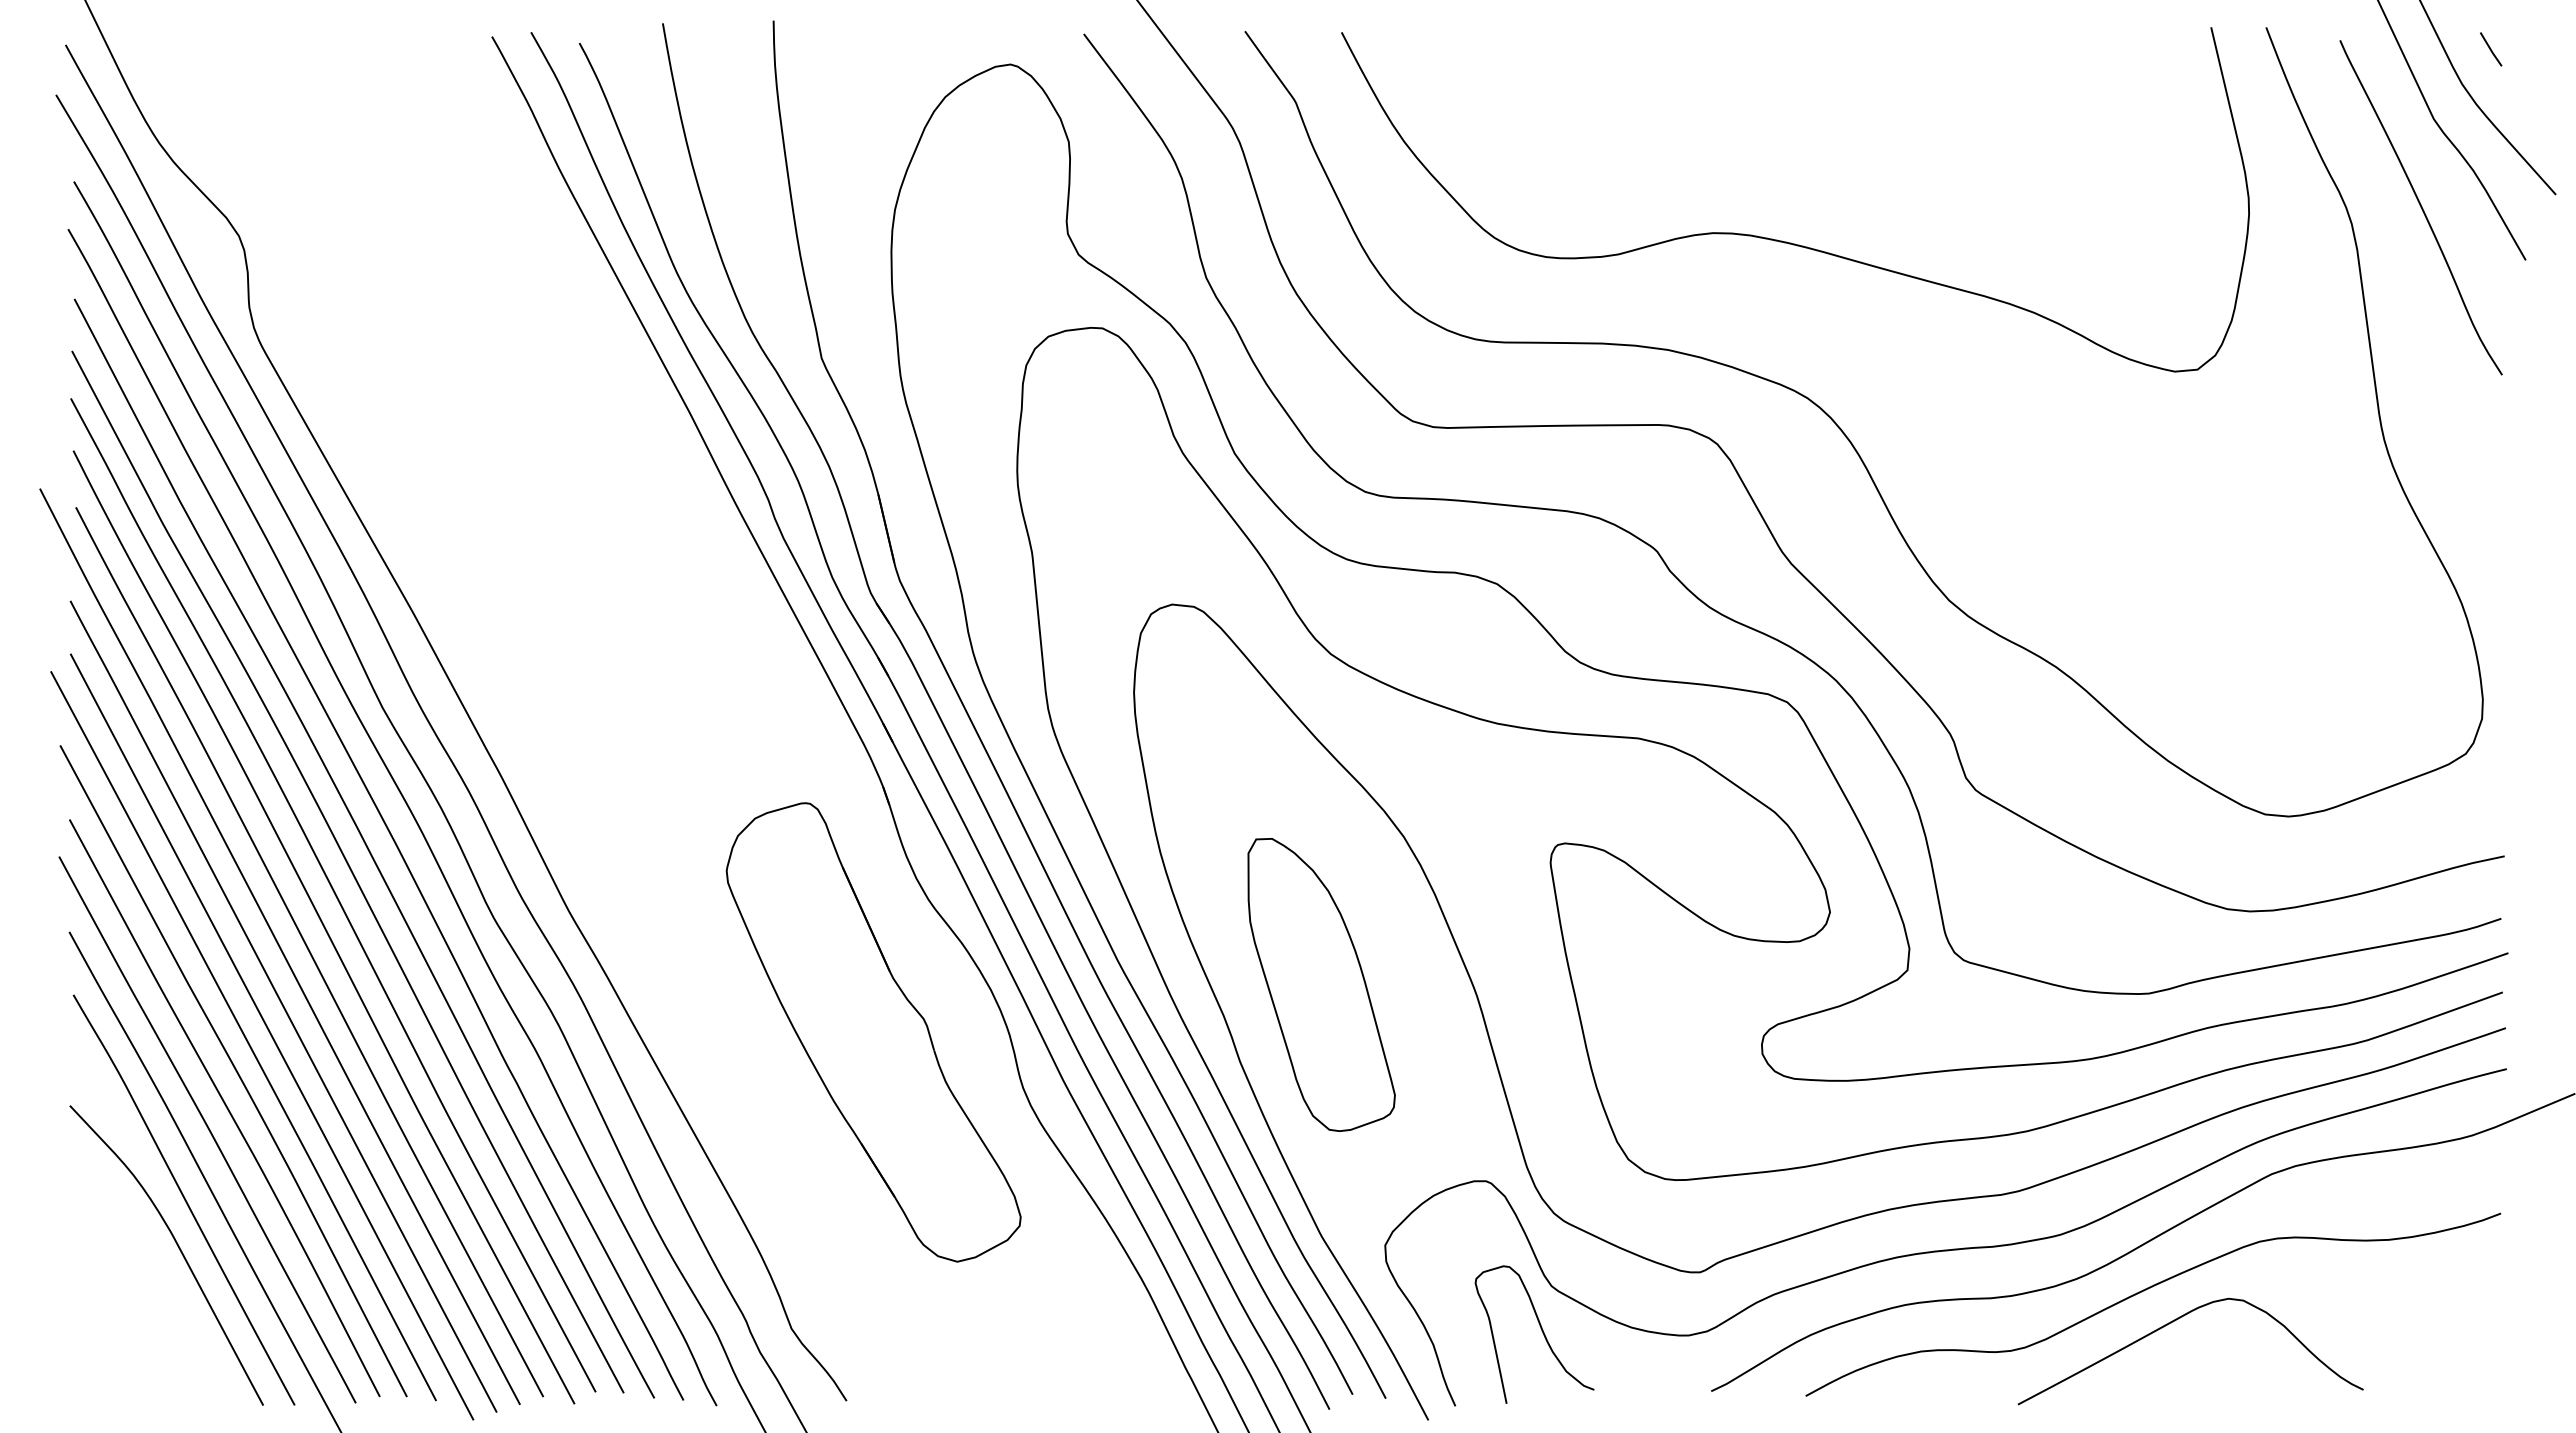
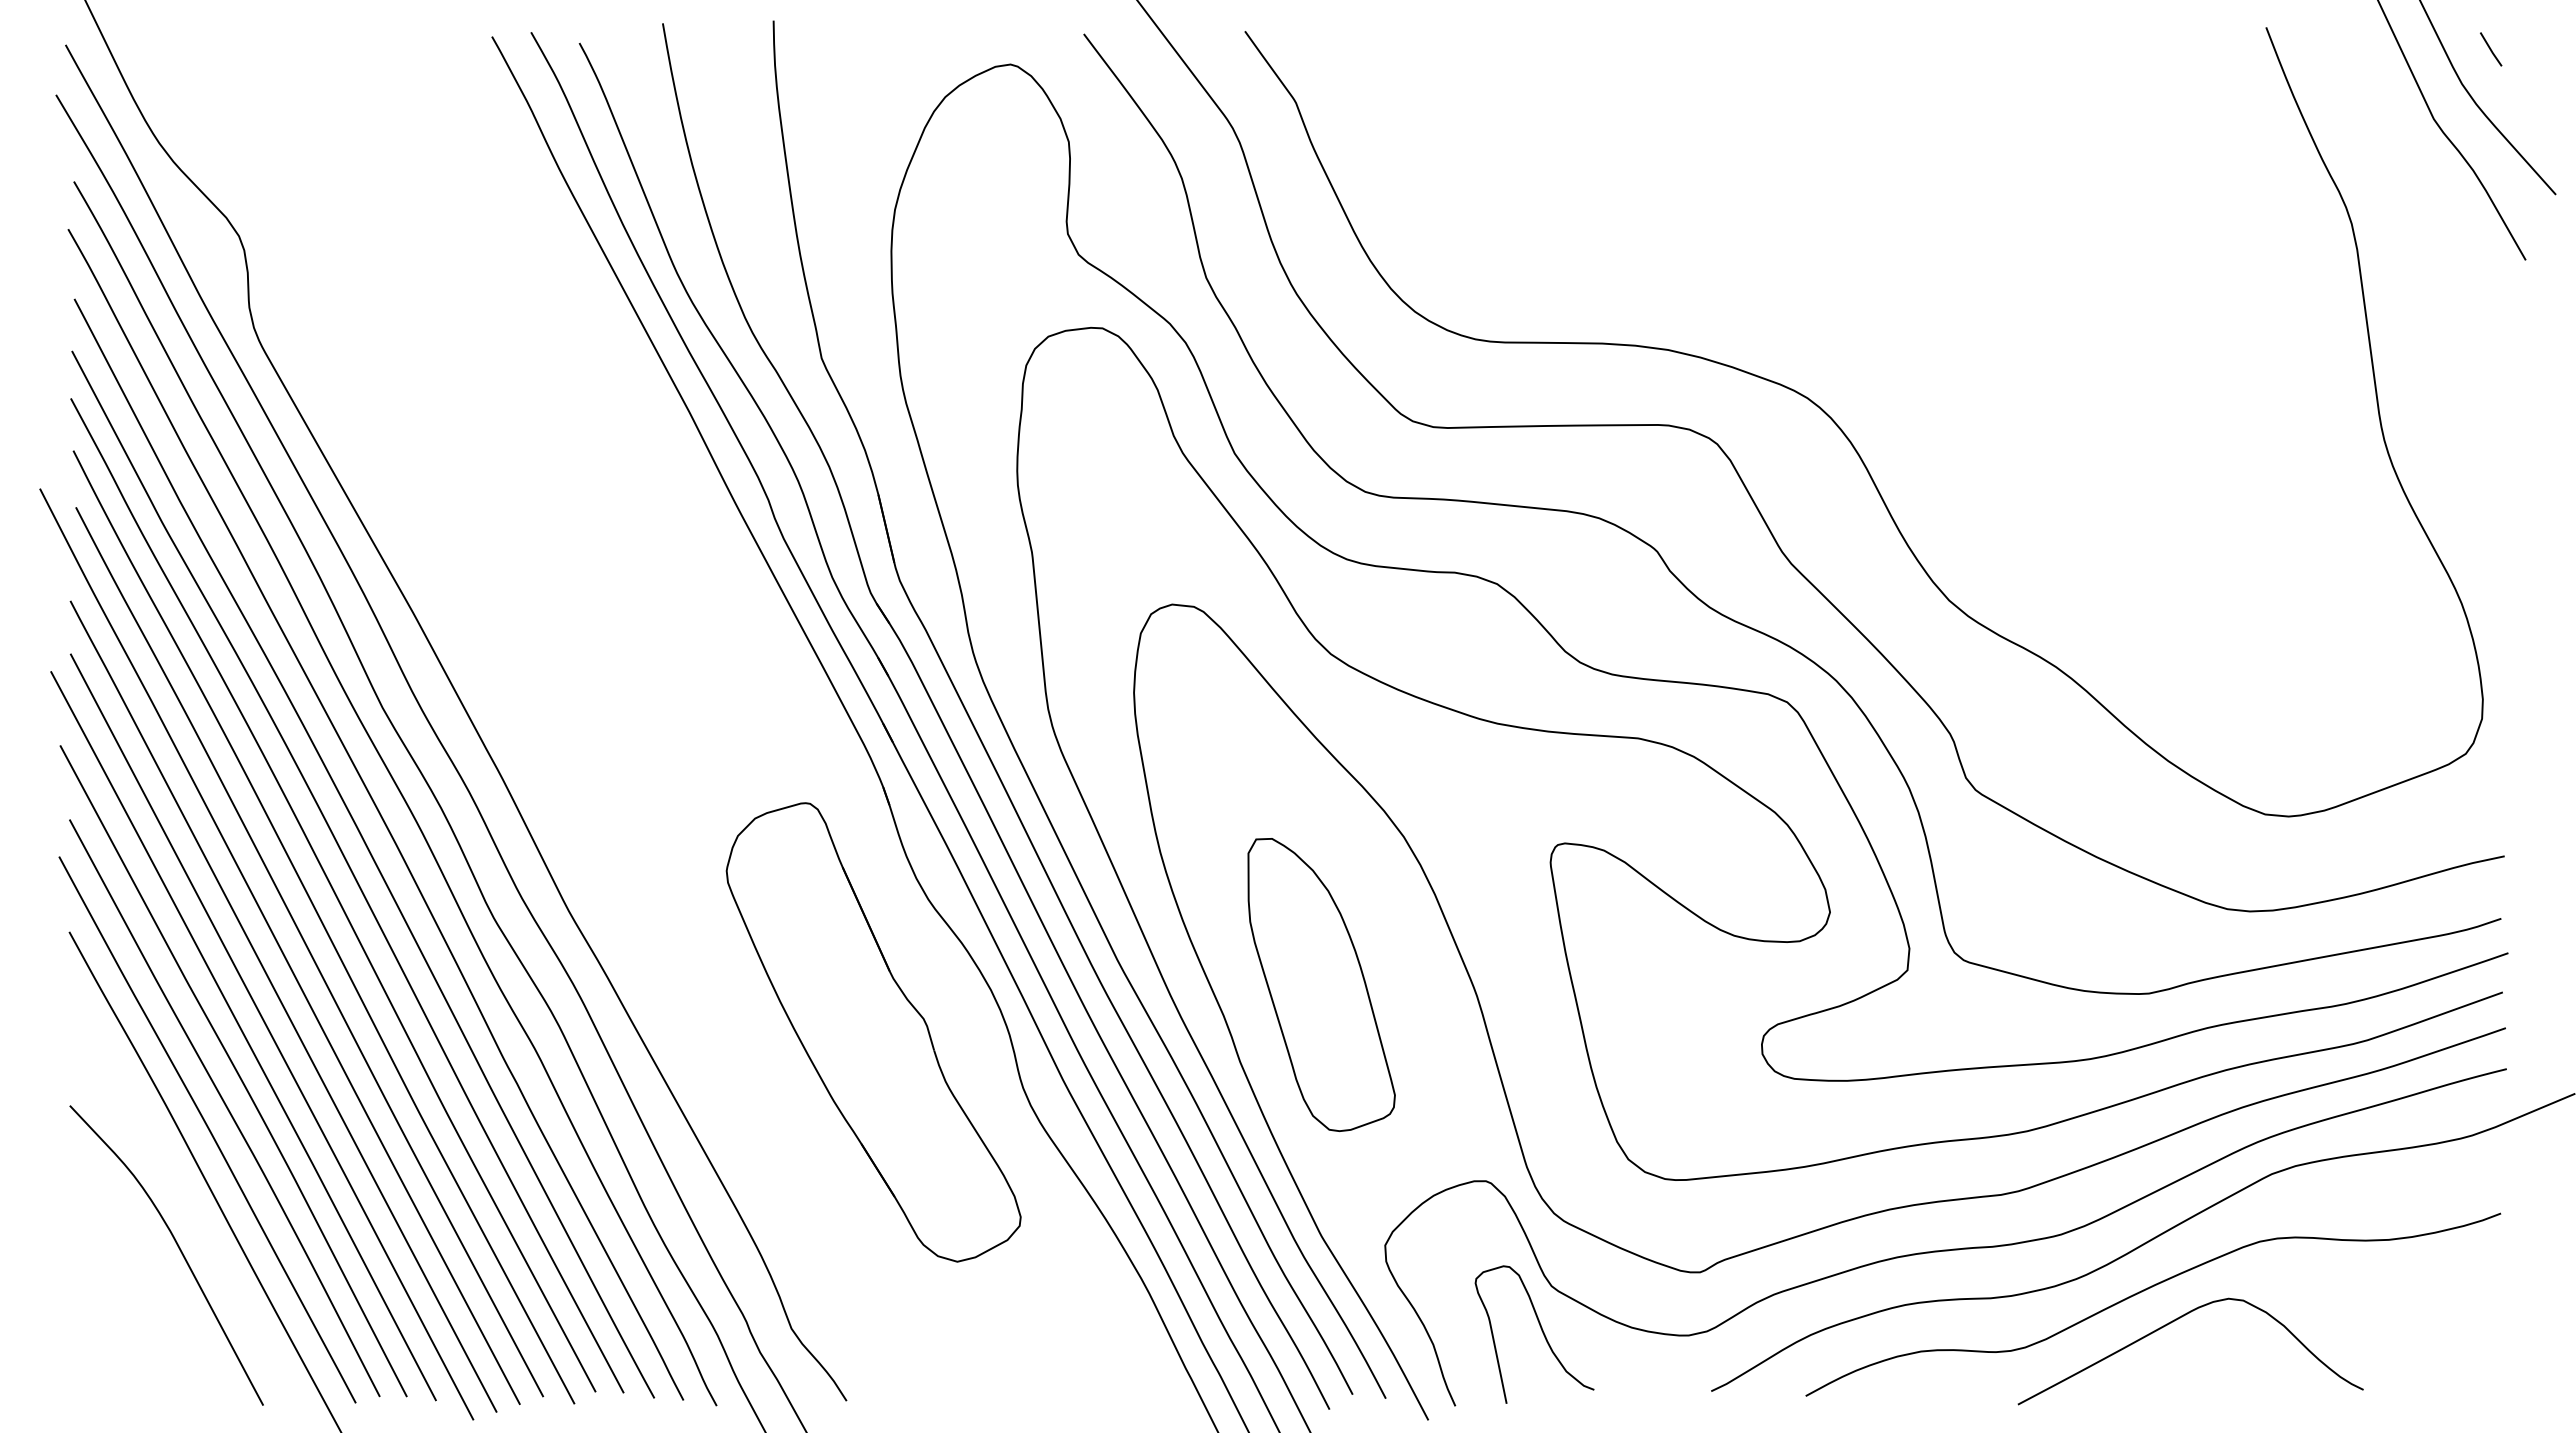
curve: present -> none (2420, 207)
curve: present -> none (1786, 241)
curve: present -> none (183, 1198)
